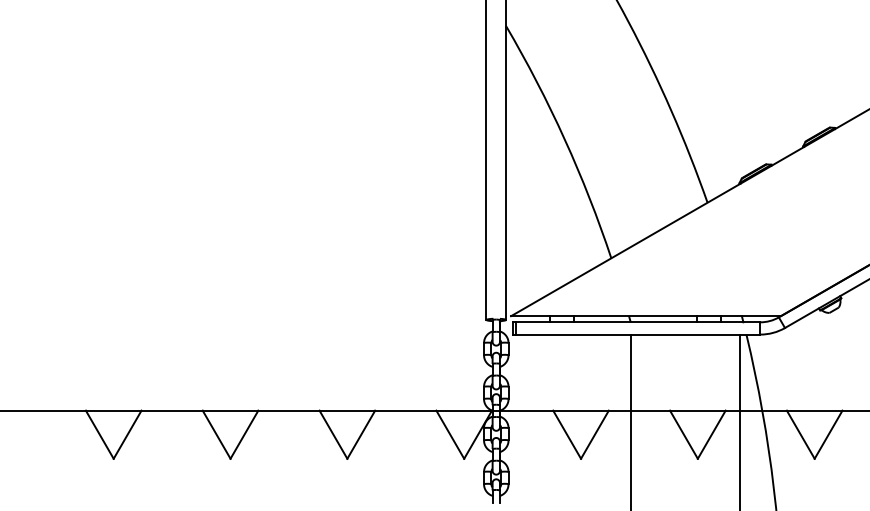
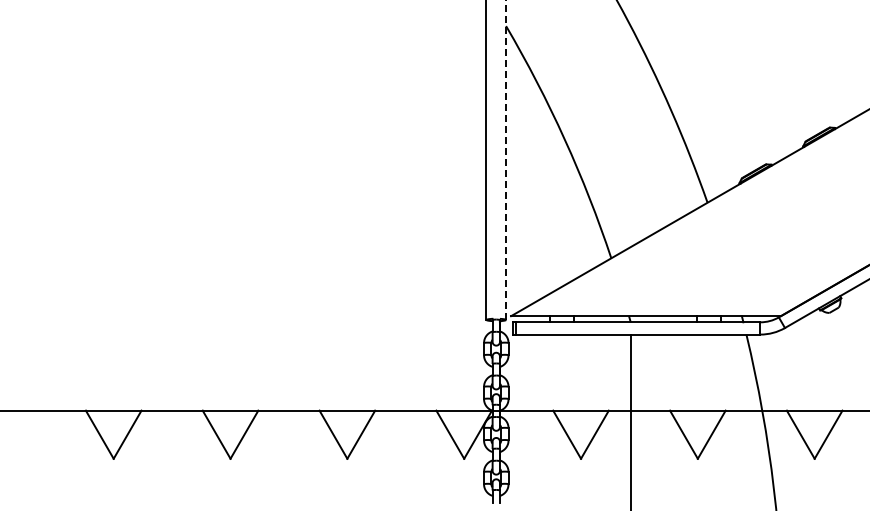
line: solid -> dashed (506, 160)
line: present -> none (740, 420)
